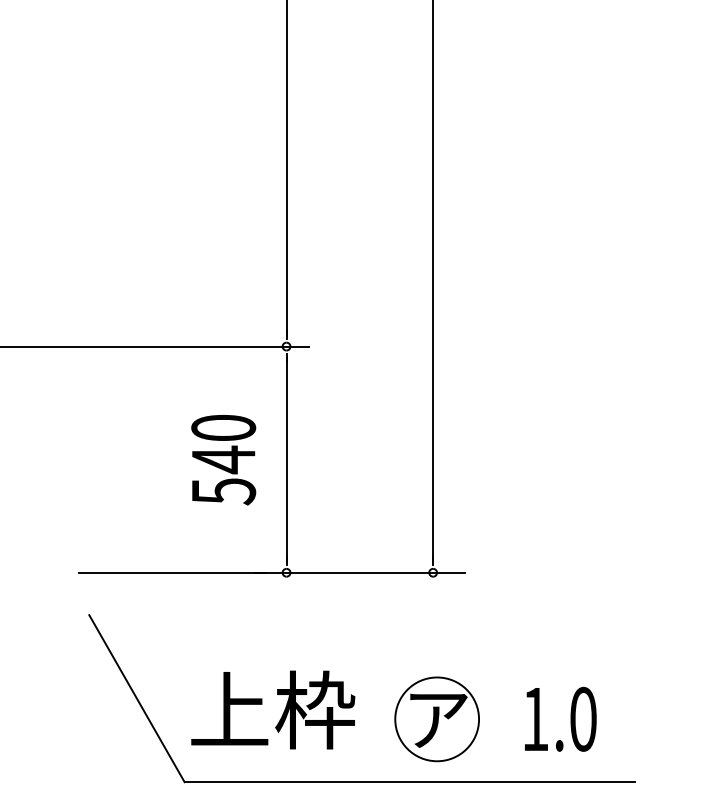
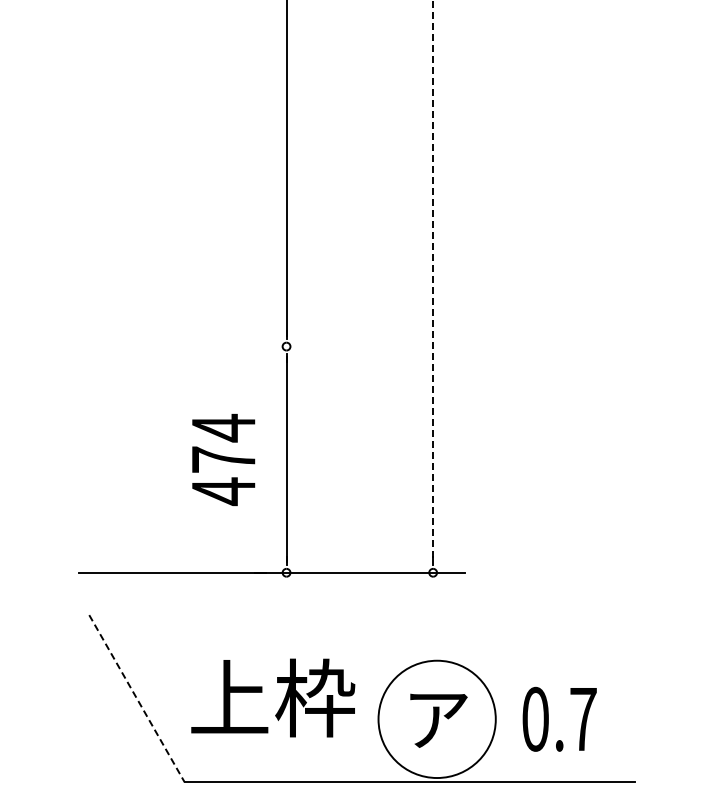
line: solid -> dashed (433, 281)
line: present -> none (155, 346)
text: 540 -> 474 (223, 459)
line: solid -> dashed (137, 699)
text position: (273, 709) -> (273, 697) (273, 697)
text: 1.0 -> 0.7 (559, 718)
circle diameter: 84 px -> 117 px (436, 719)
